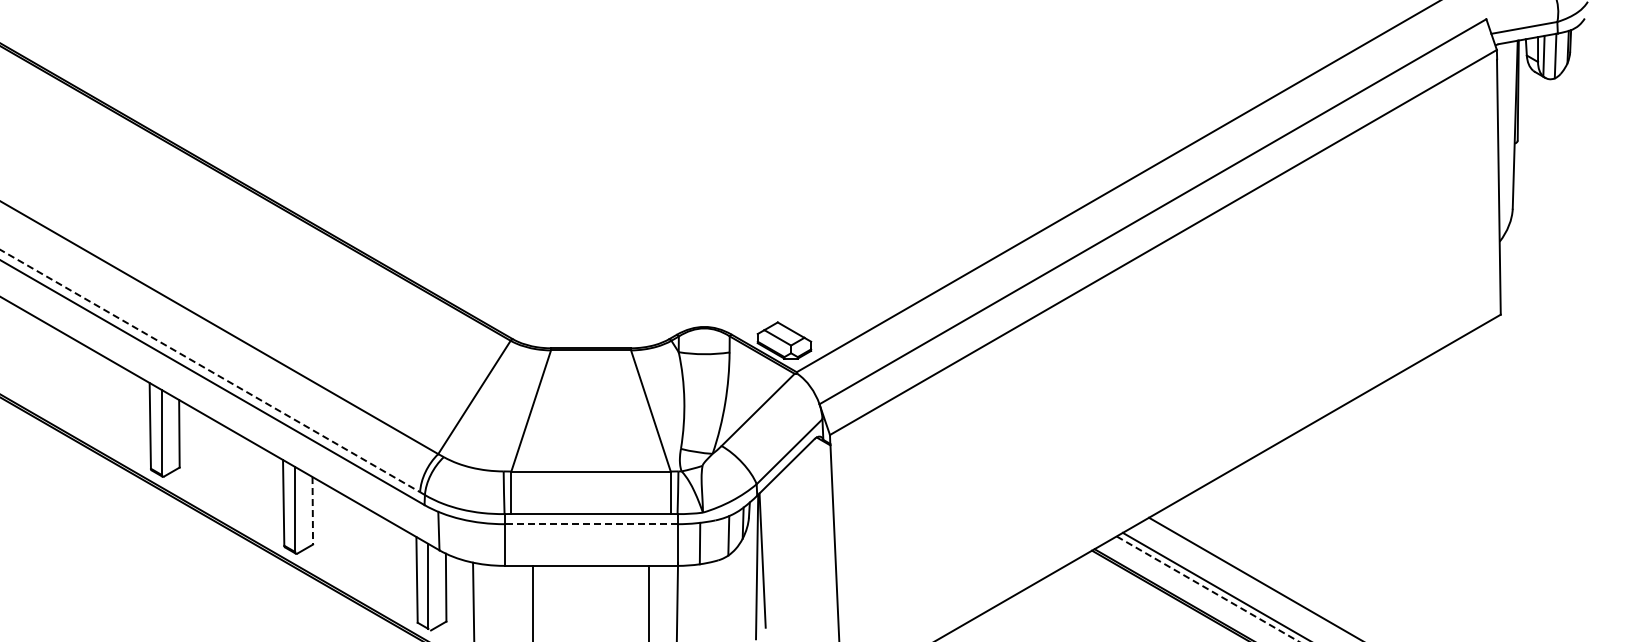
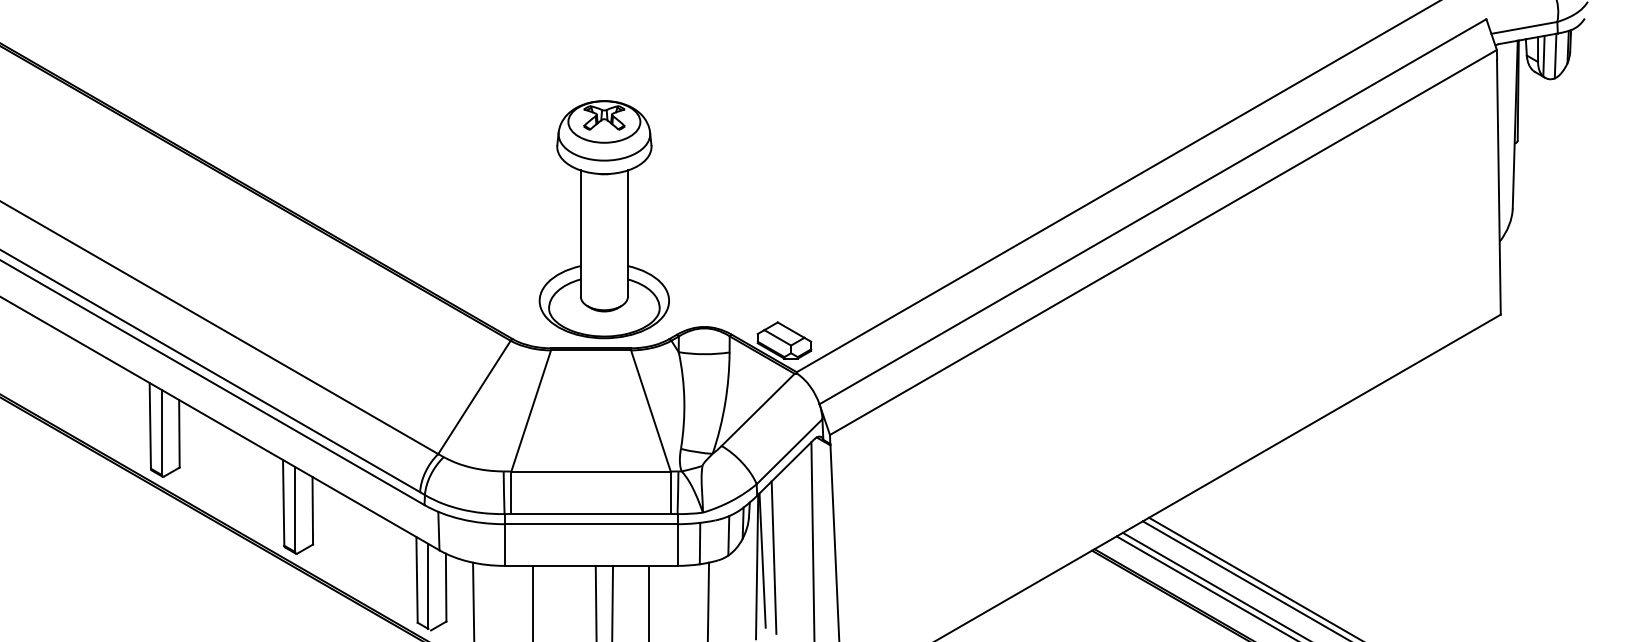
part: none -> present (603, 219)
line: dashed -> solid (210, 371)
line: dashed -> solid (312, 510)
line: dashed -> solid (590, 524)
line: none -> present (812, 540)
line: none -> present (773, 557)
line: none -> present (1244, 579)
line: dashed -> solid (1208, 589)
line position: (677, 600) -> (708, 600) (708, 600)
line: none -> present (595, 601)
line: none -> present (612, 601)
